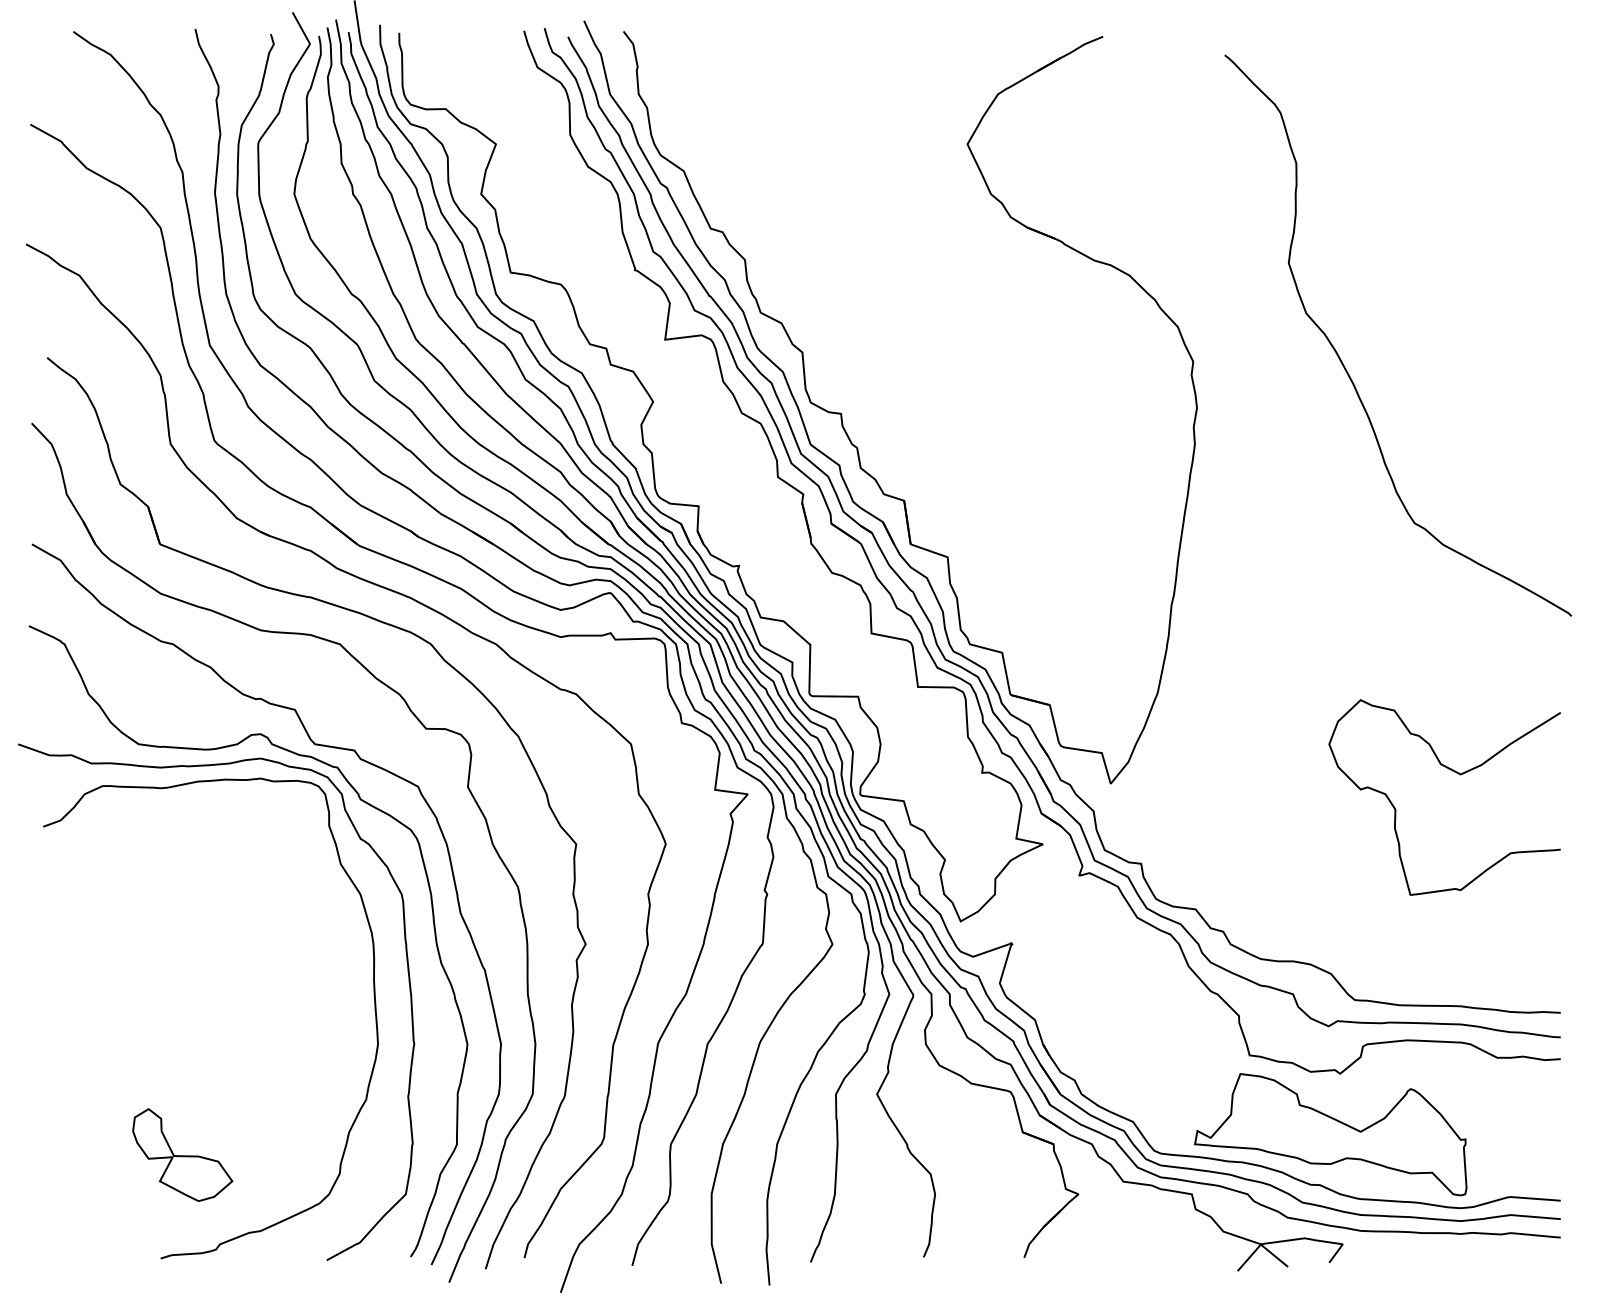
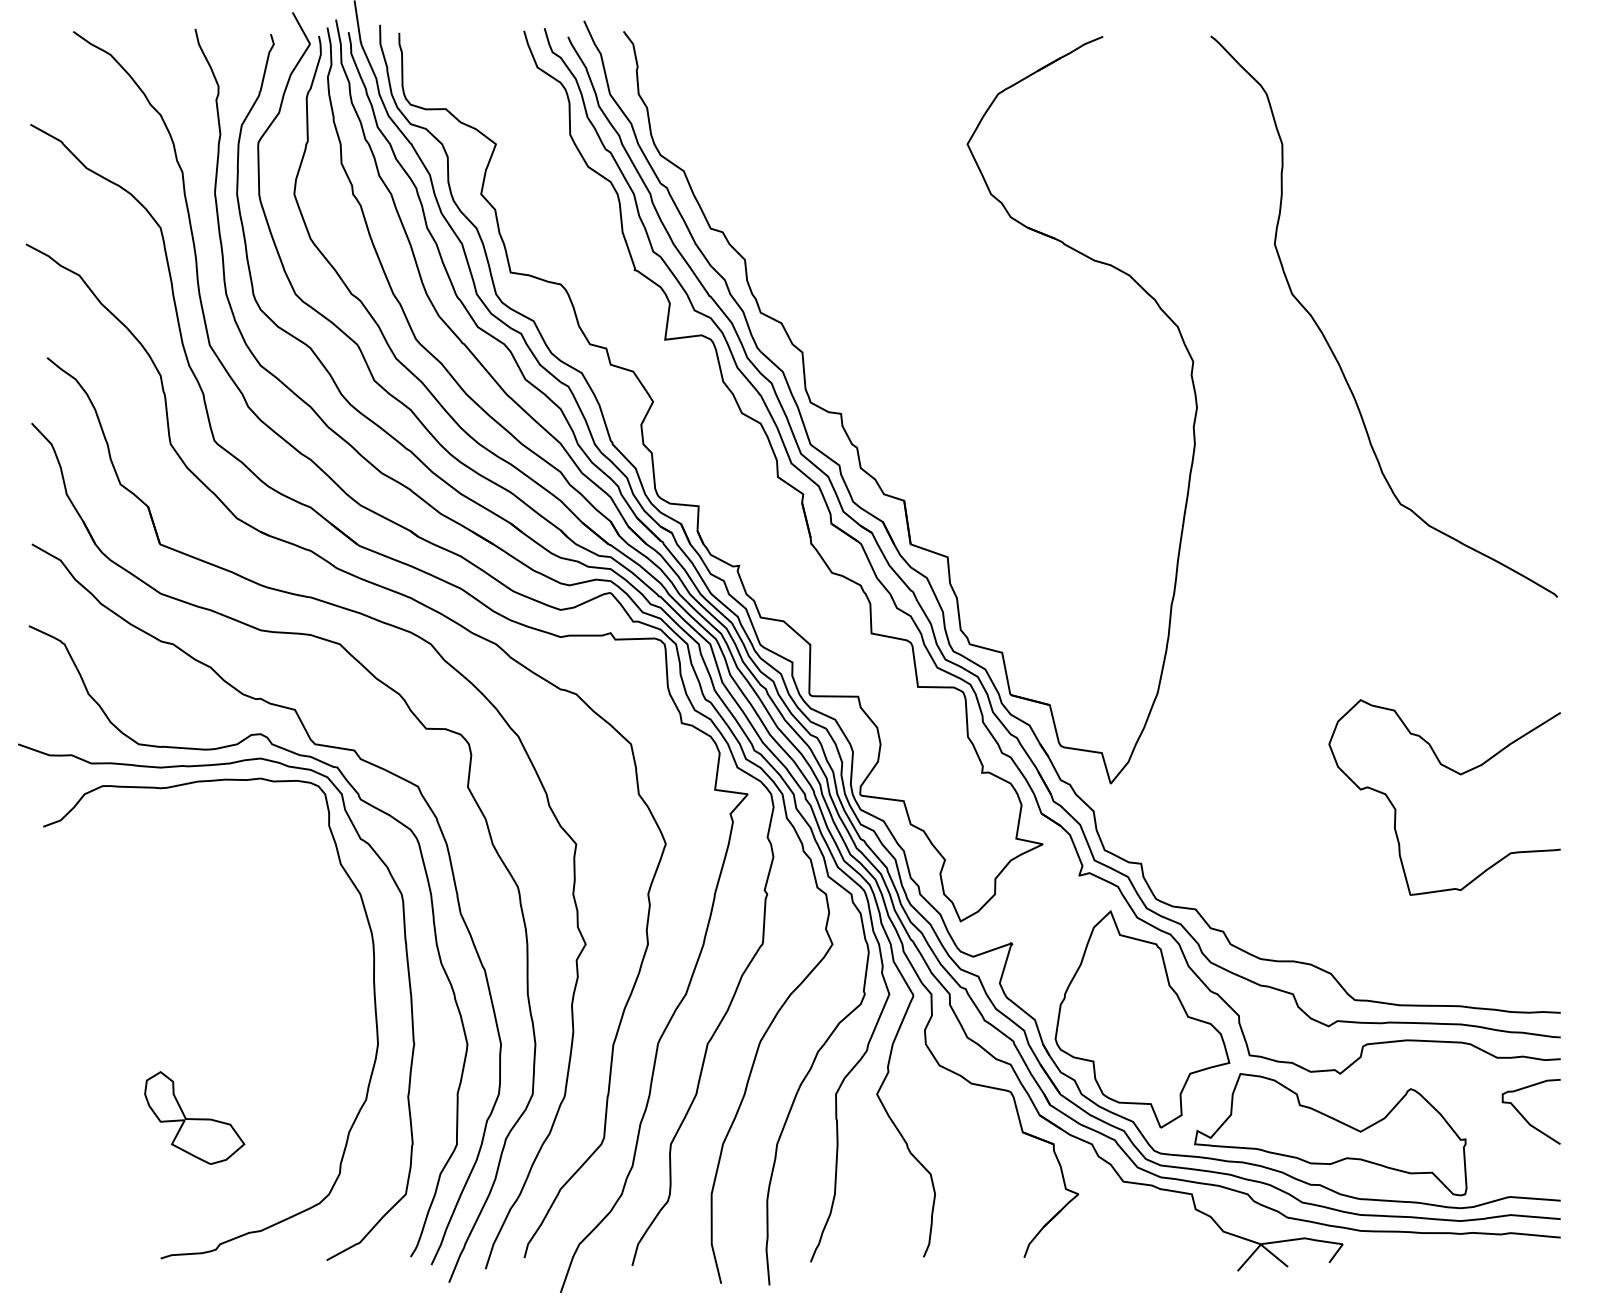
curve position: (1346, 368) -> (1332, 349) (1332, 349)
part: none -> present (1142, 1019)
curve: none -> present (1523, 1115)
part position: (182, 1154) -> (194, 1117) (194, 1117)
